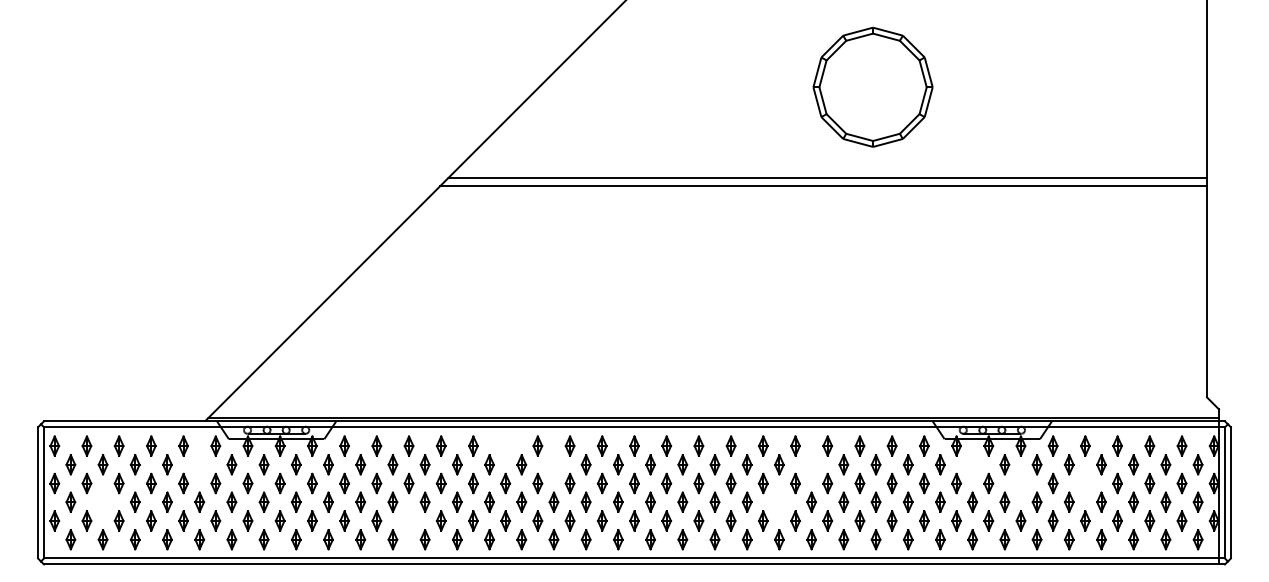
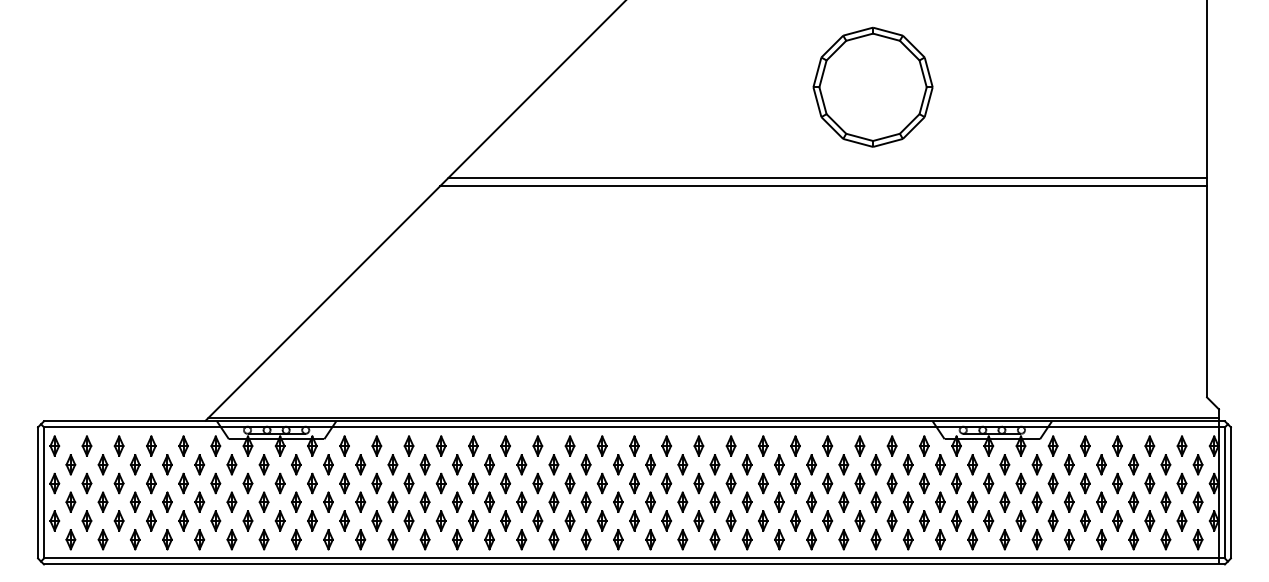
part: none -> present (505, 445)
part: none -> present (199, 464)
part: none -> present (553, 464)
part: none -> present (811, 464)
part: none -> present (972, 464)
part: none -> present (1020, 483)
part: none -> present (1085, 483)
part: none -> present (102, 501)
part: none -> present (779, 501)
part: none -> present (408, 520)
